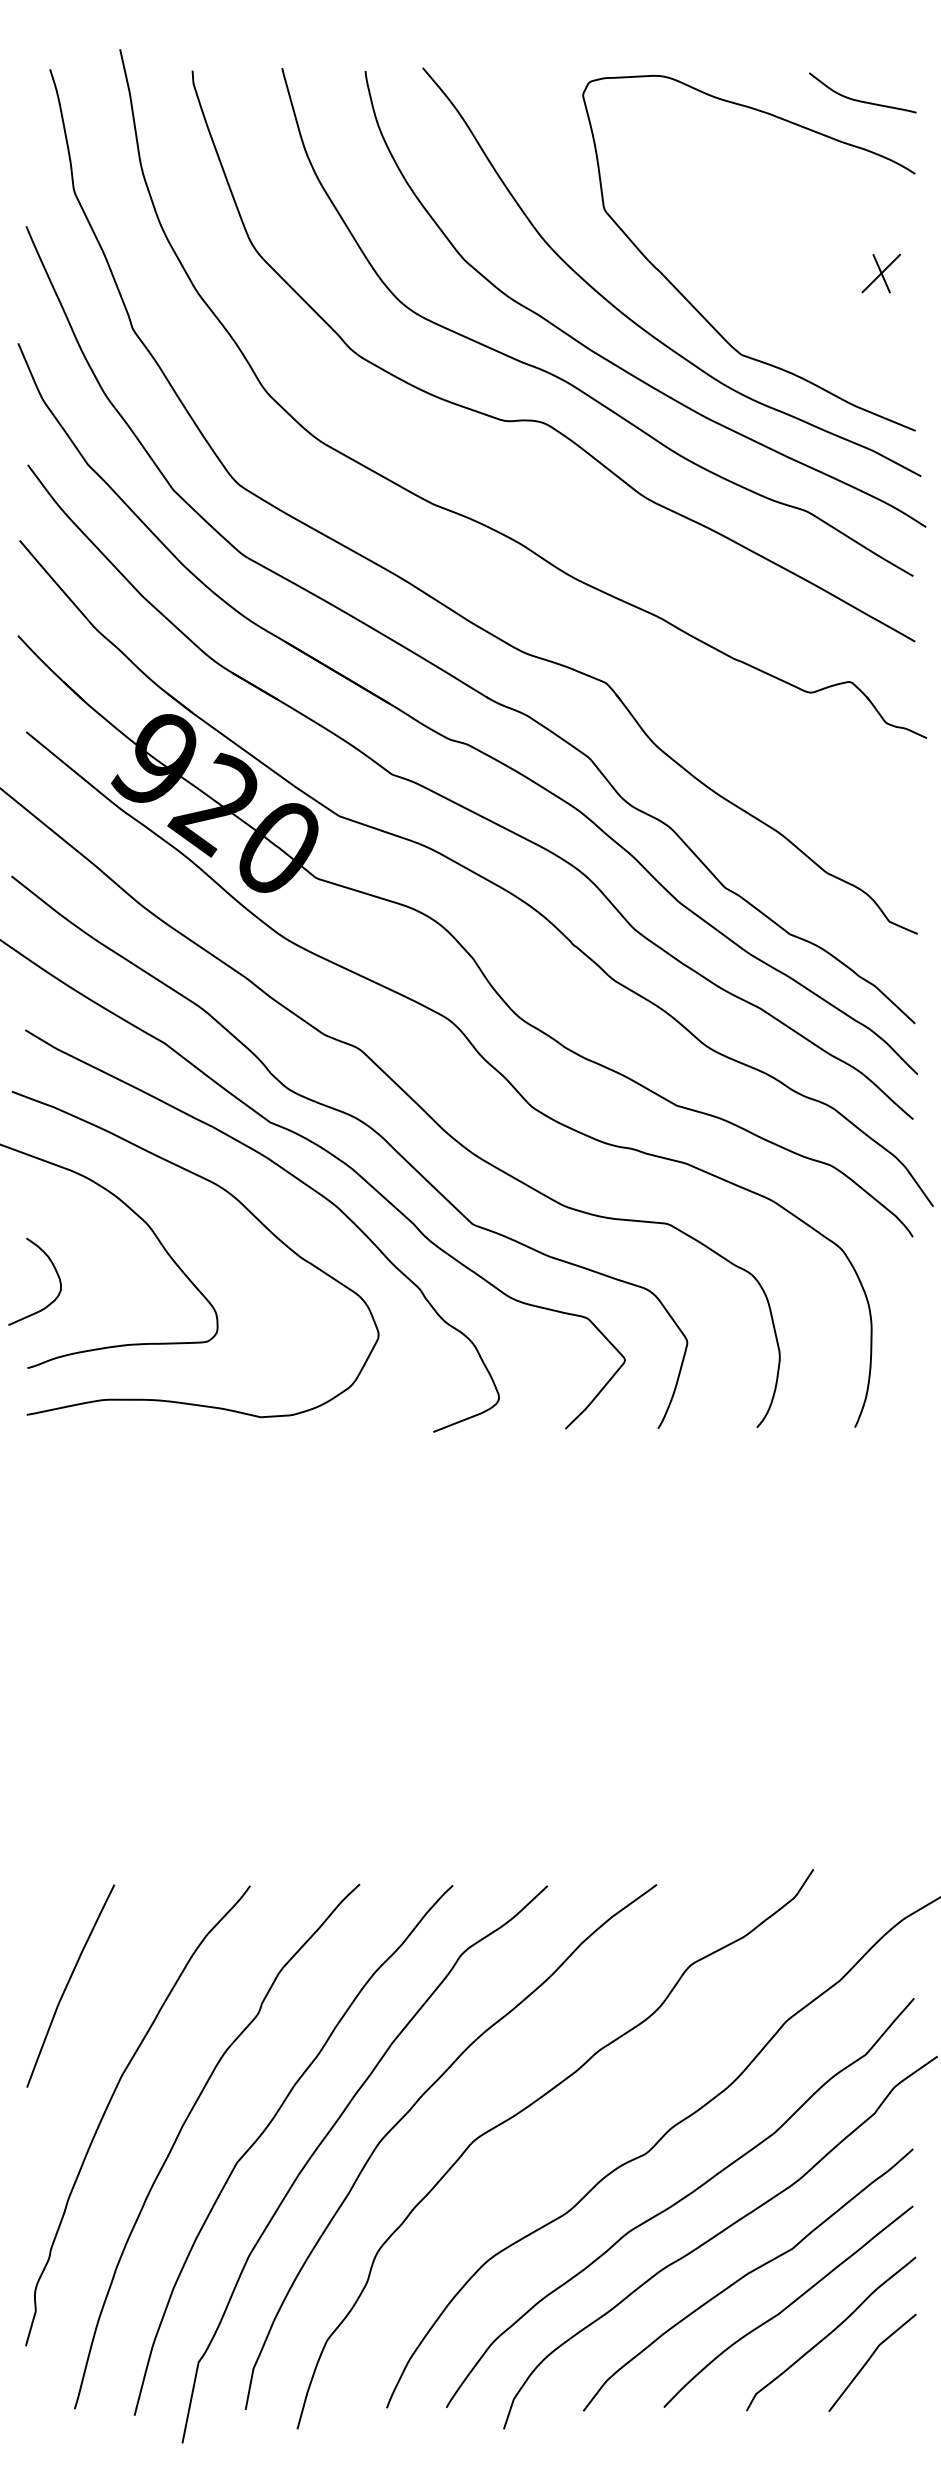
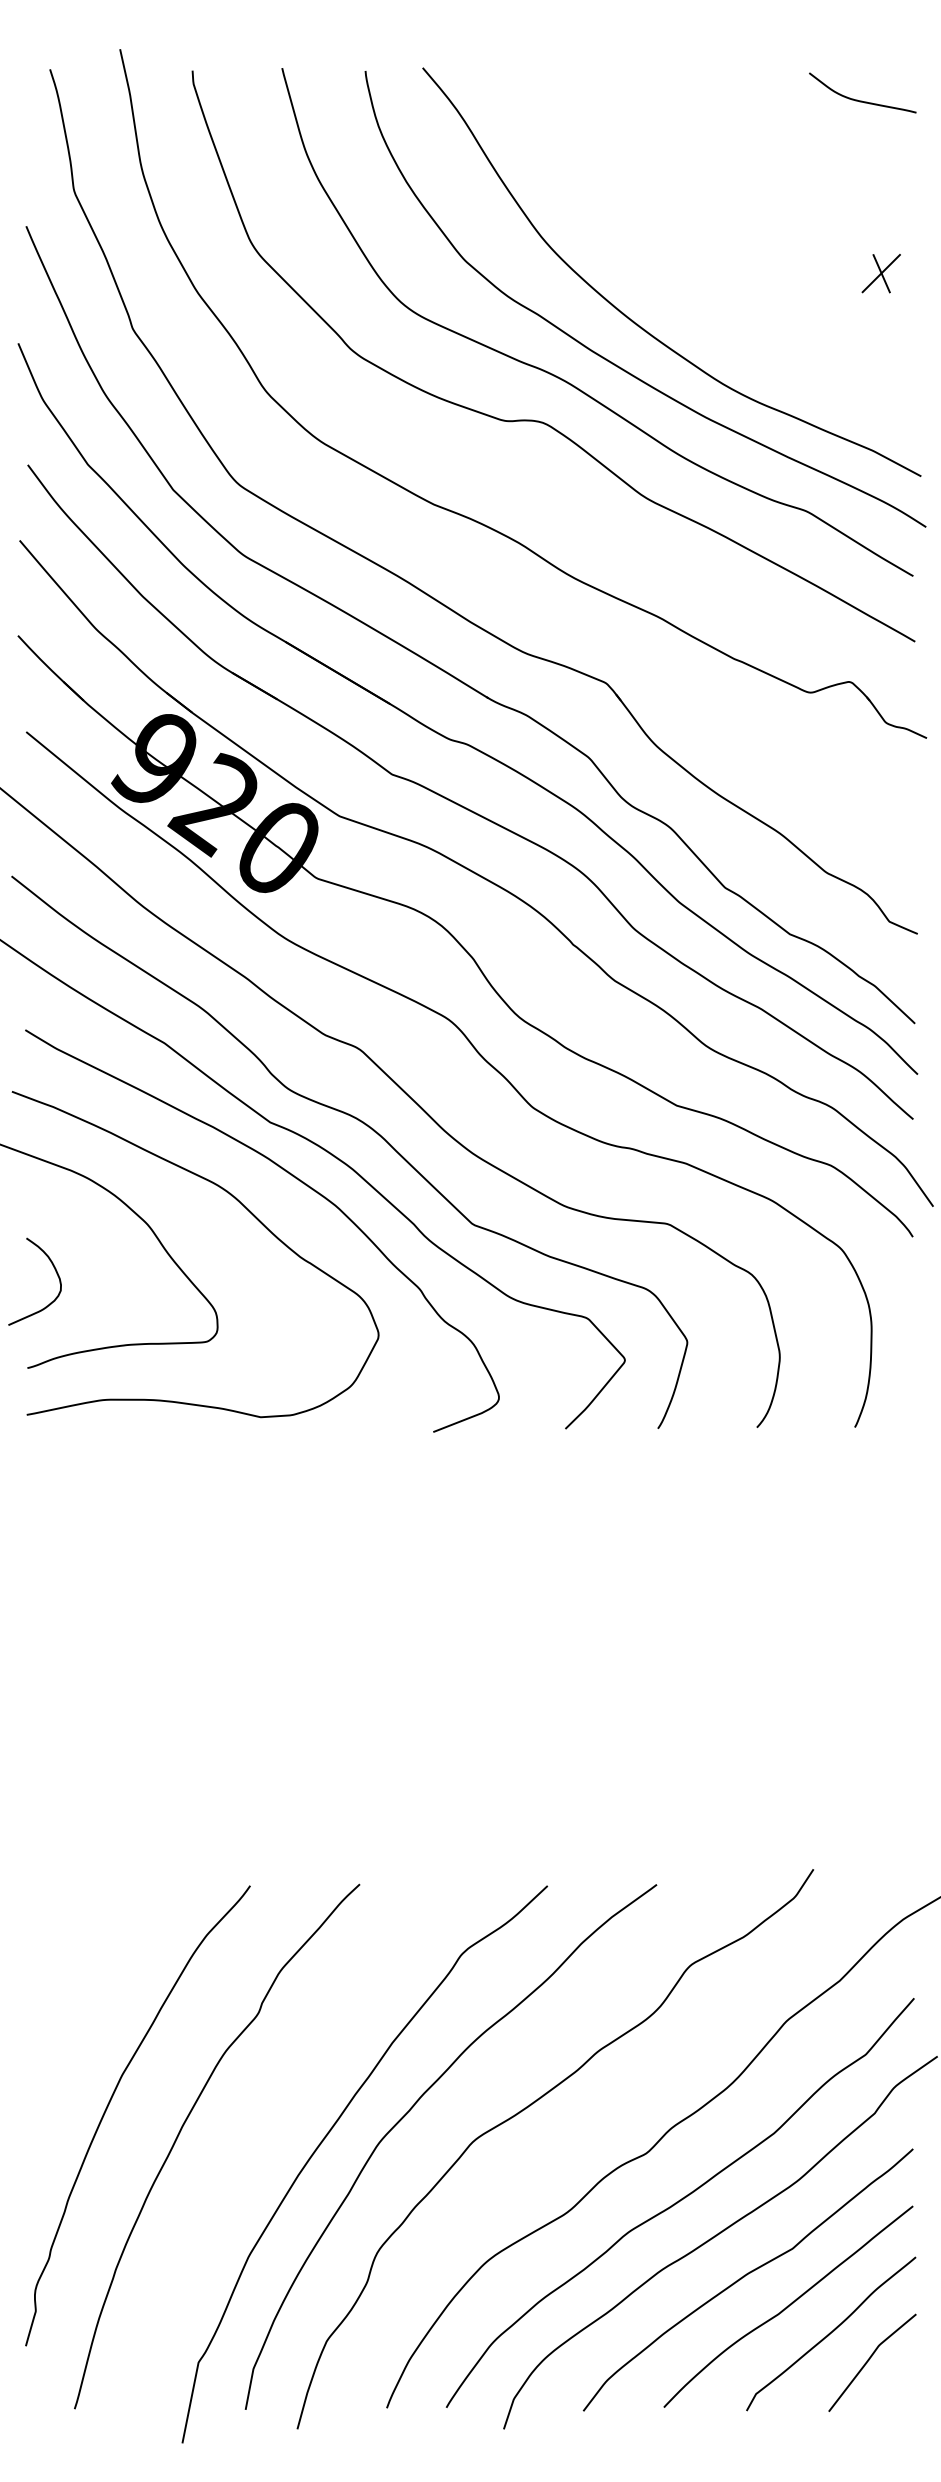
curve: present -> none (694, 306)
curve: present -> none (68, 1984)
curve: present -> none (267, 2128)
